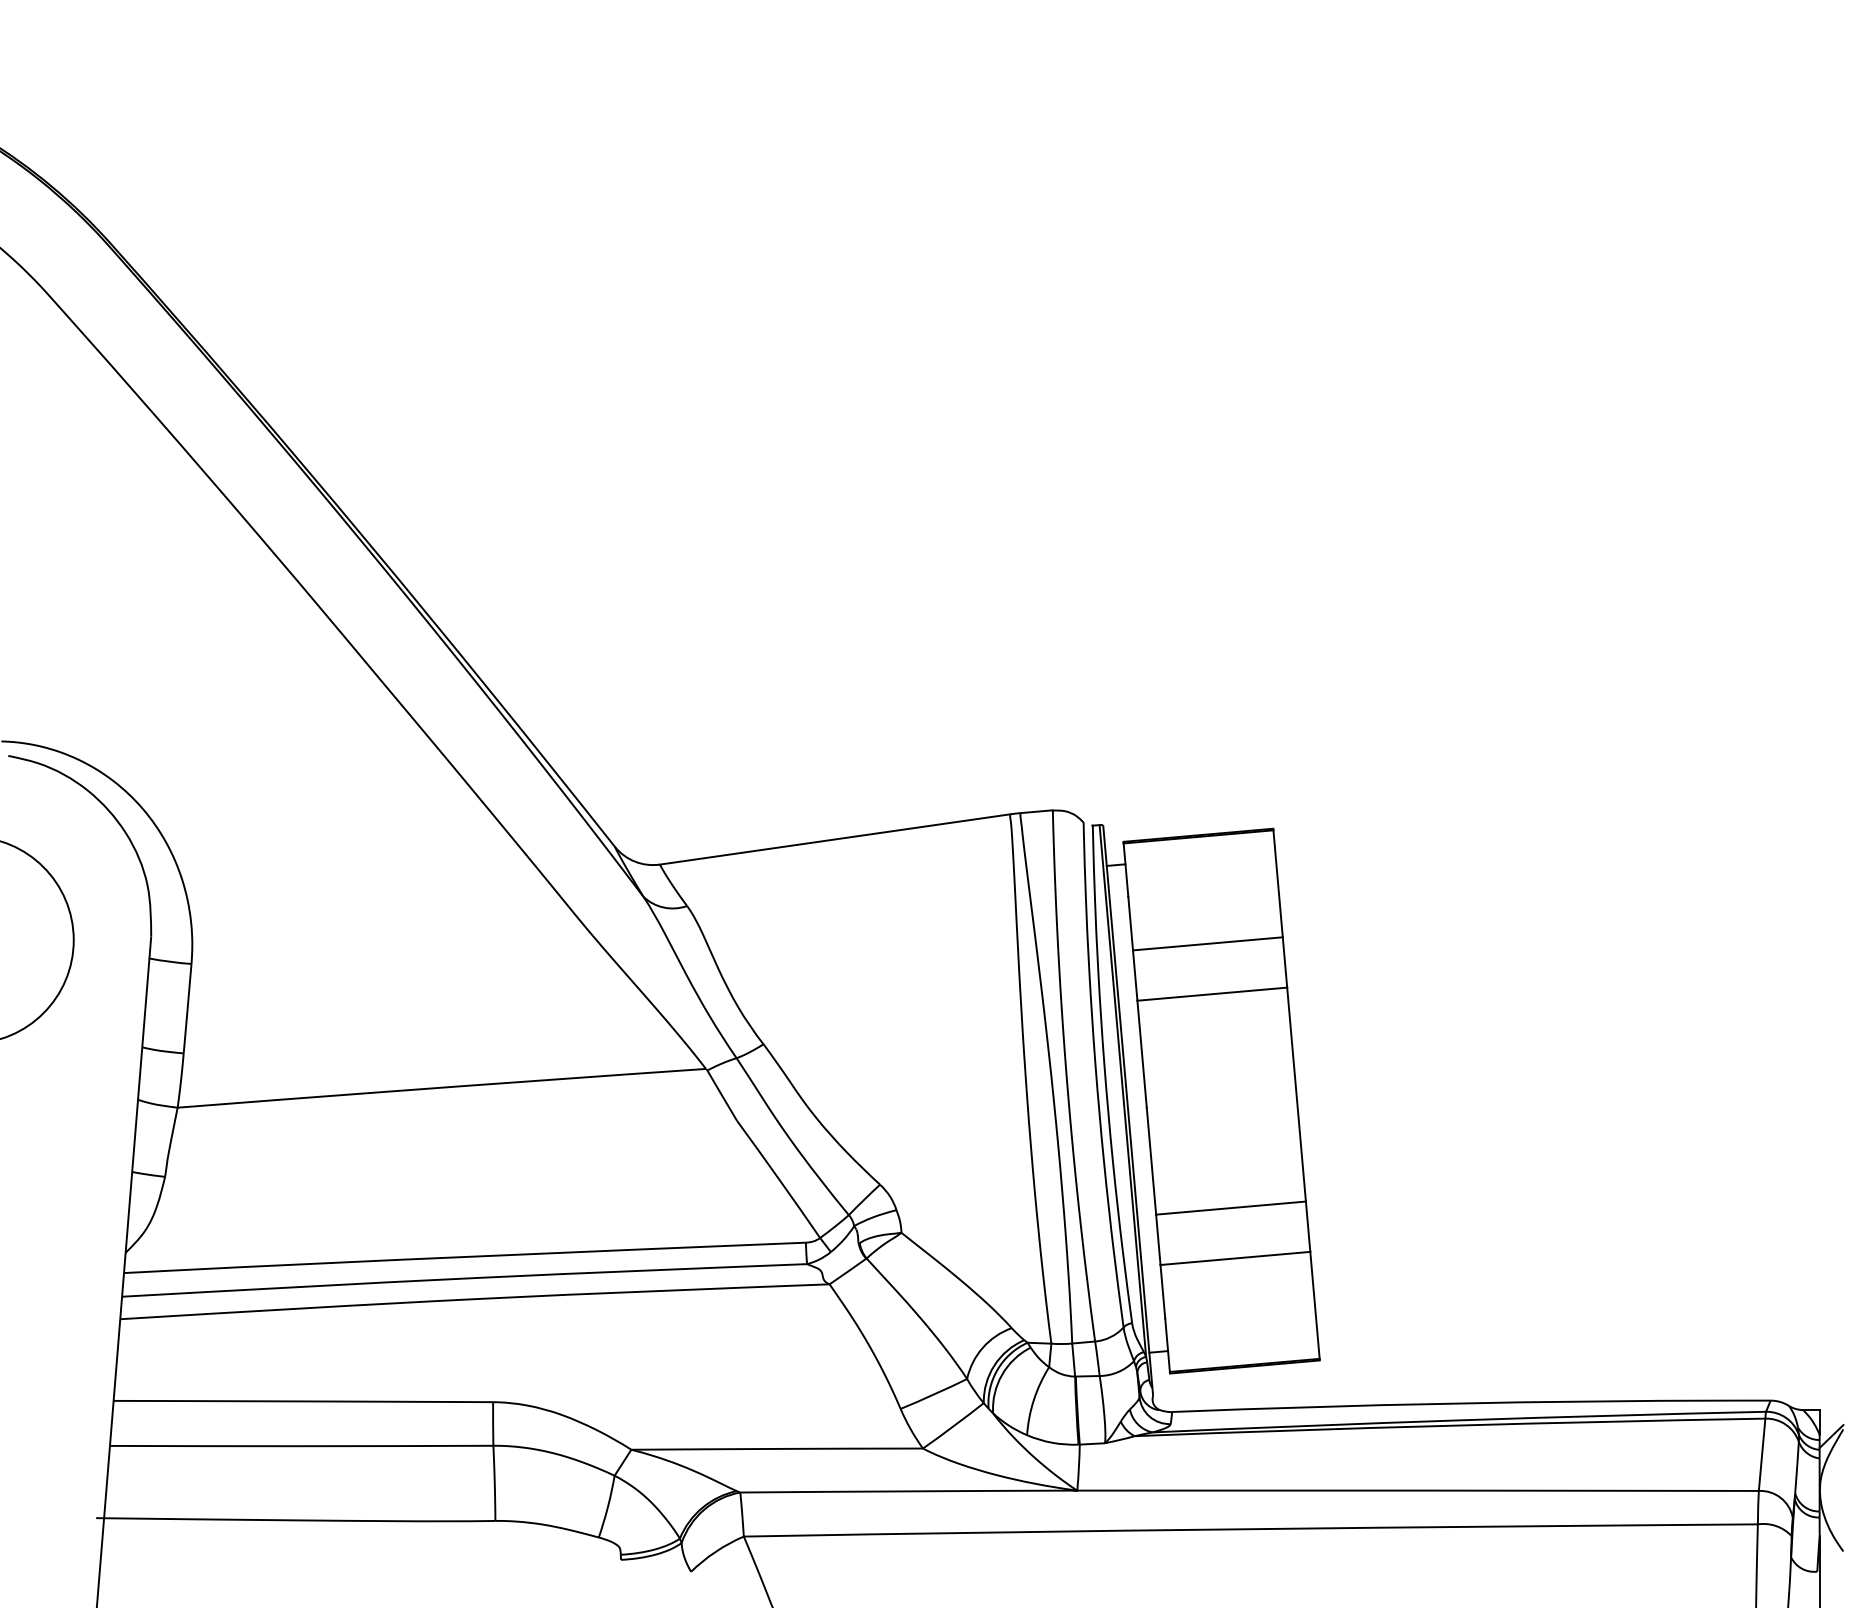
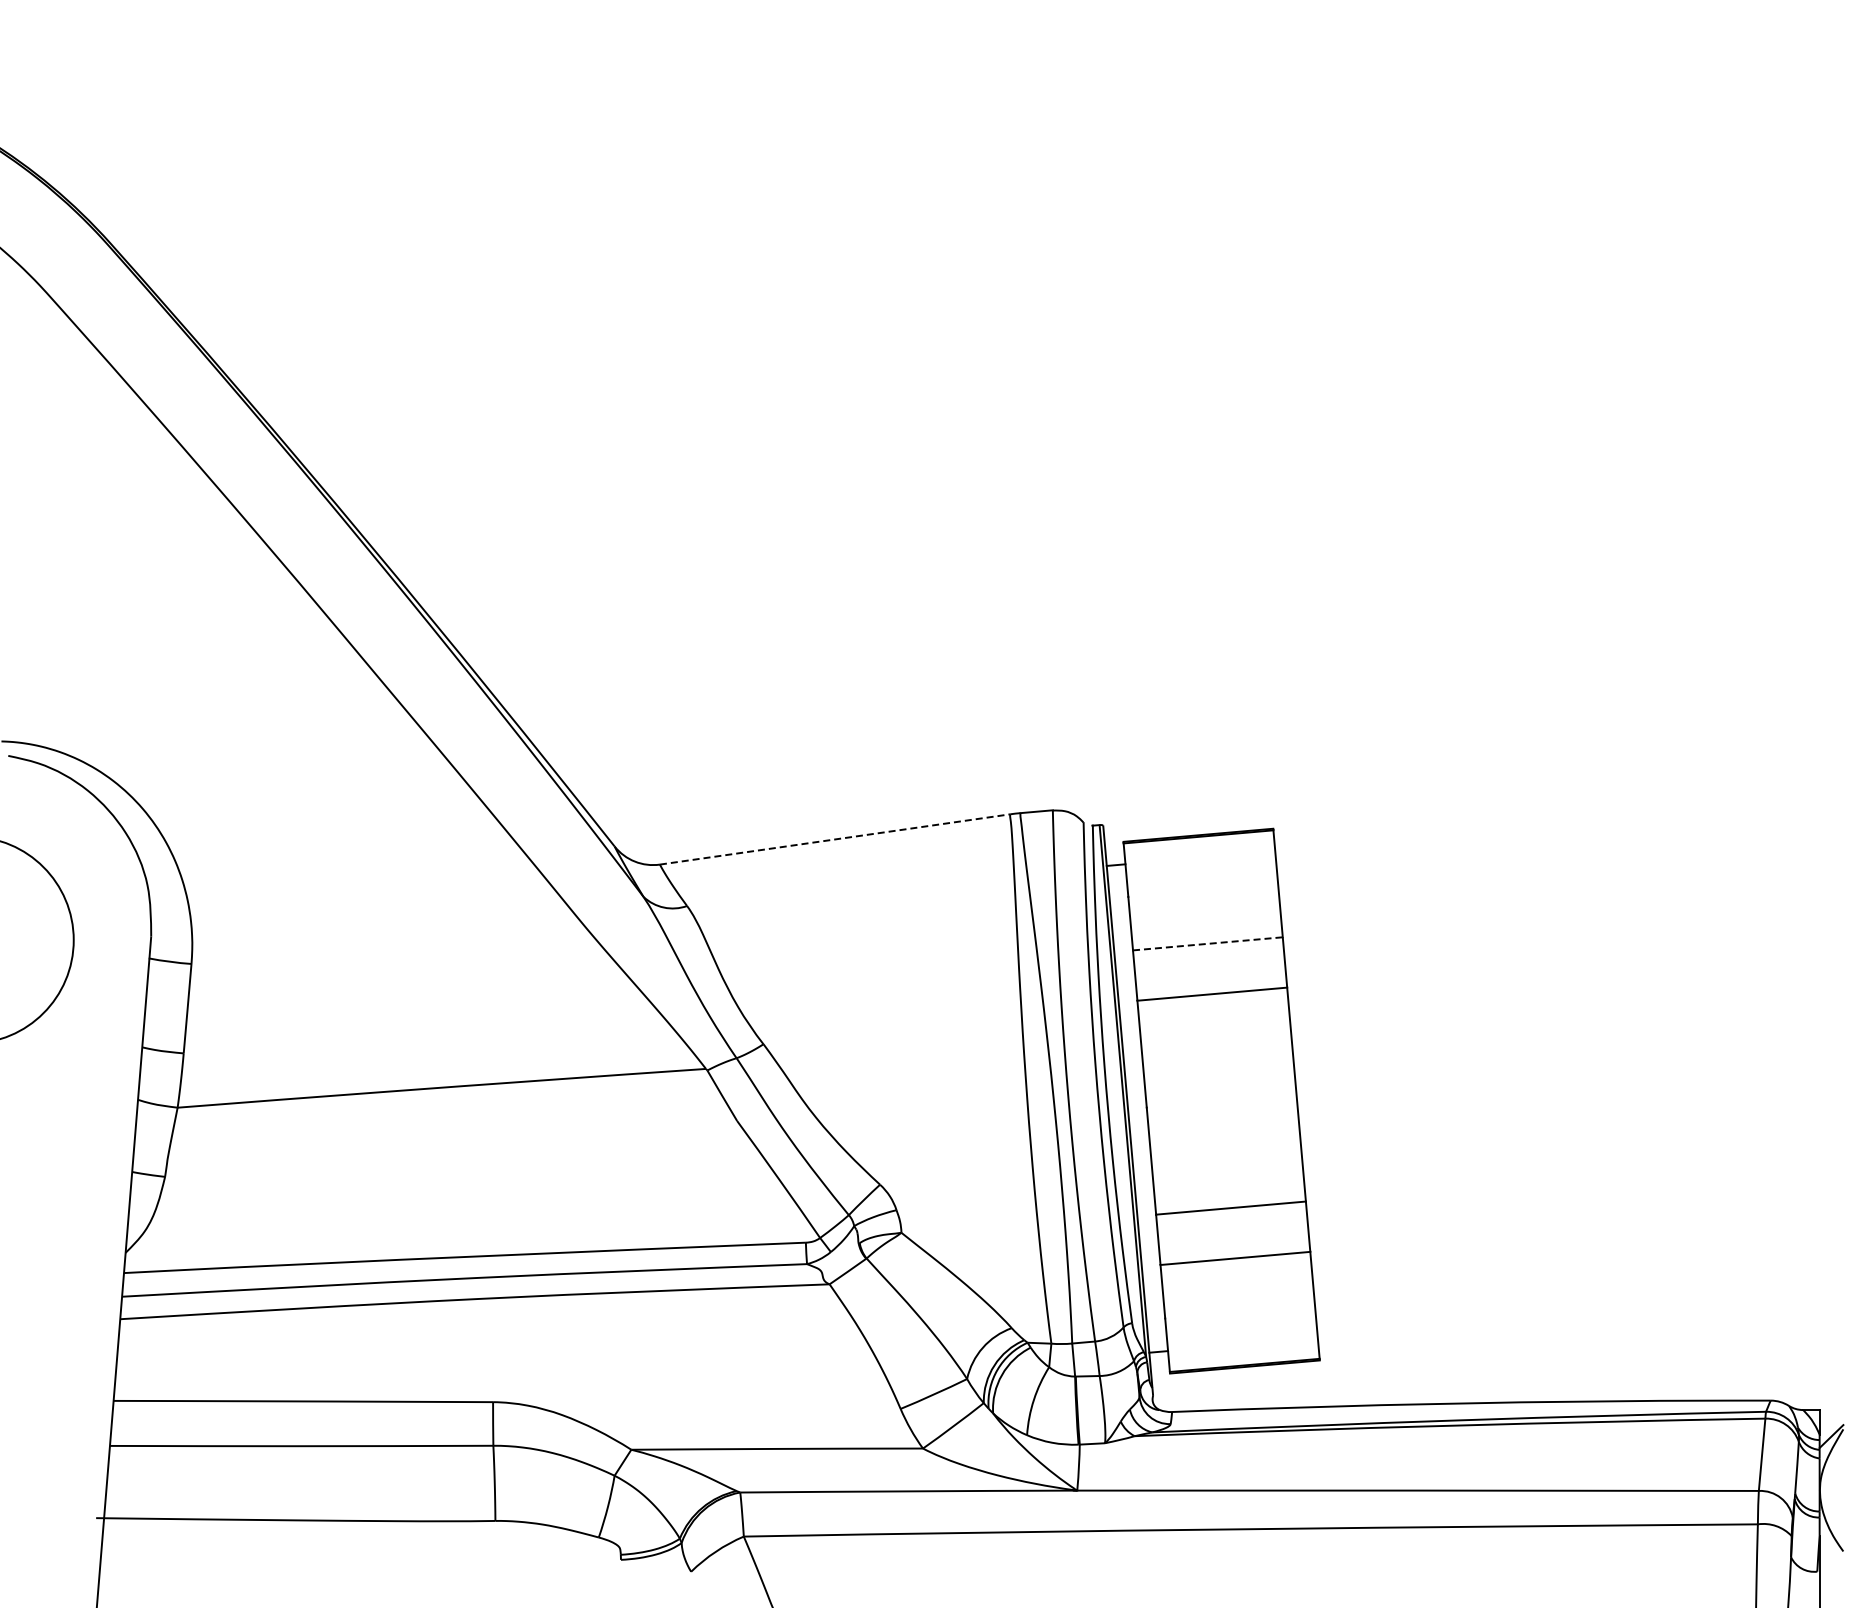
line: solid -> dashed (835, 839)
line: solid -> dashed (1208, 943)
